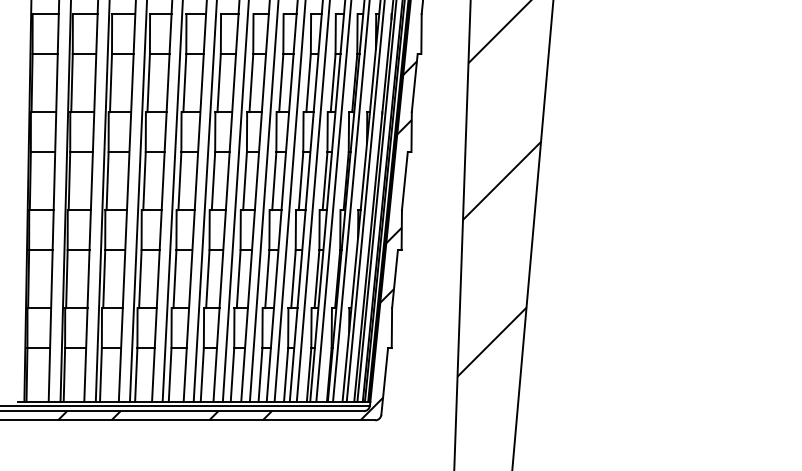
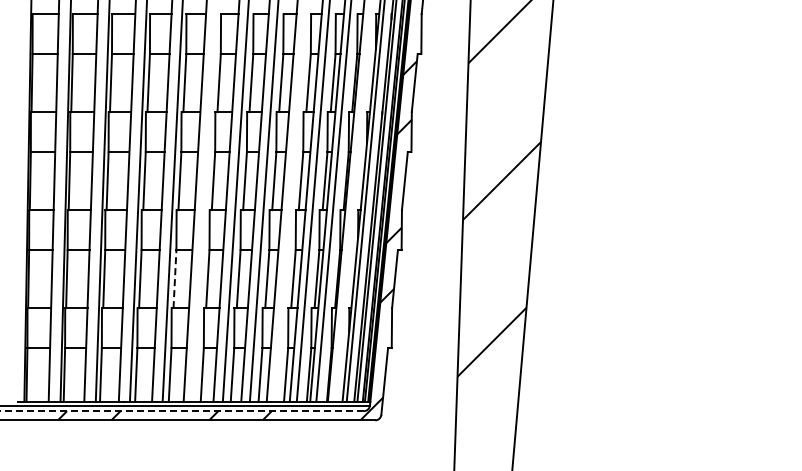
line: present -> none (204, 201)
line: present -> none (289, 201)
line: present -> none (351, 201)
line: solid -> dashed (175, 278)
line: solid -> dashed (181, 411)
